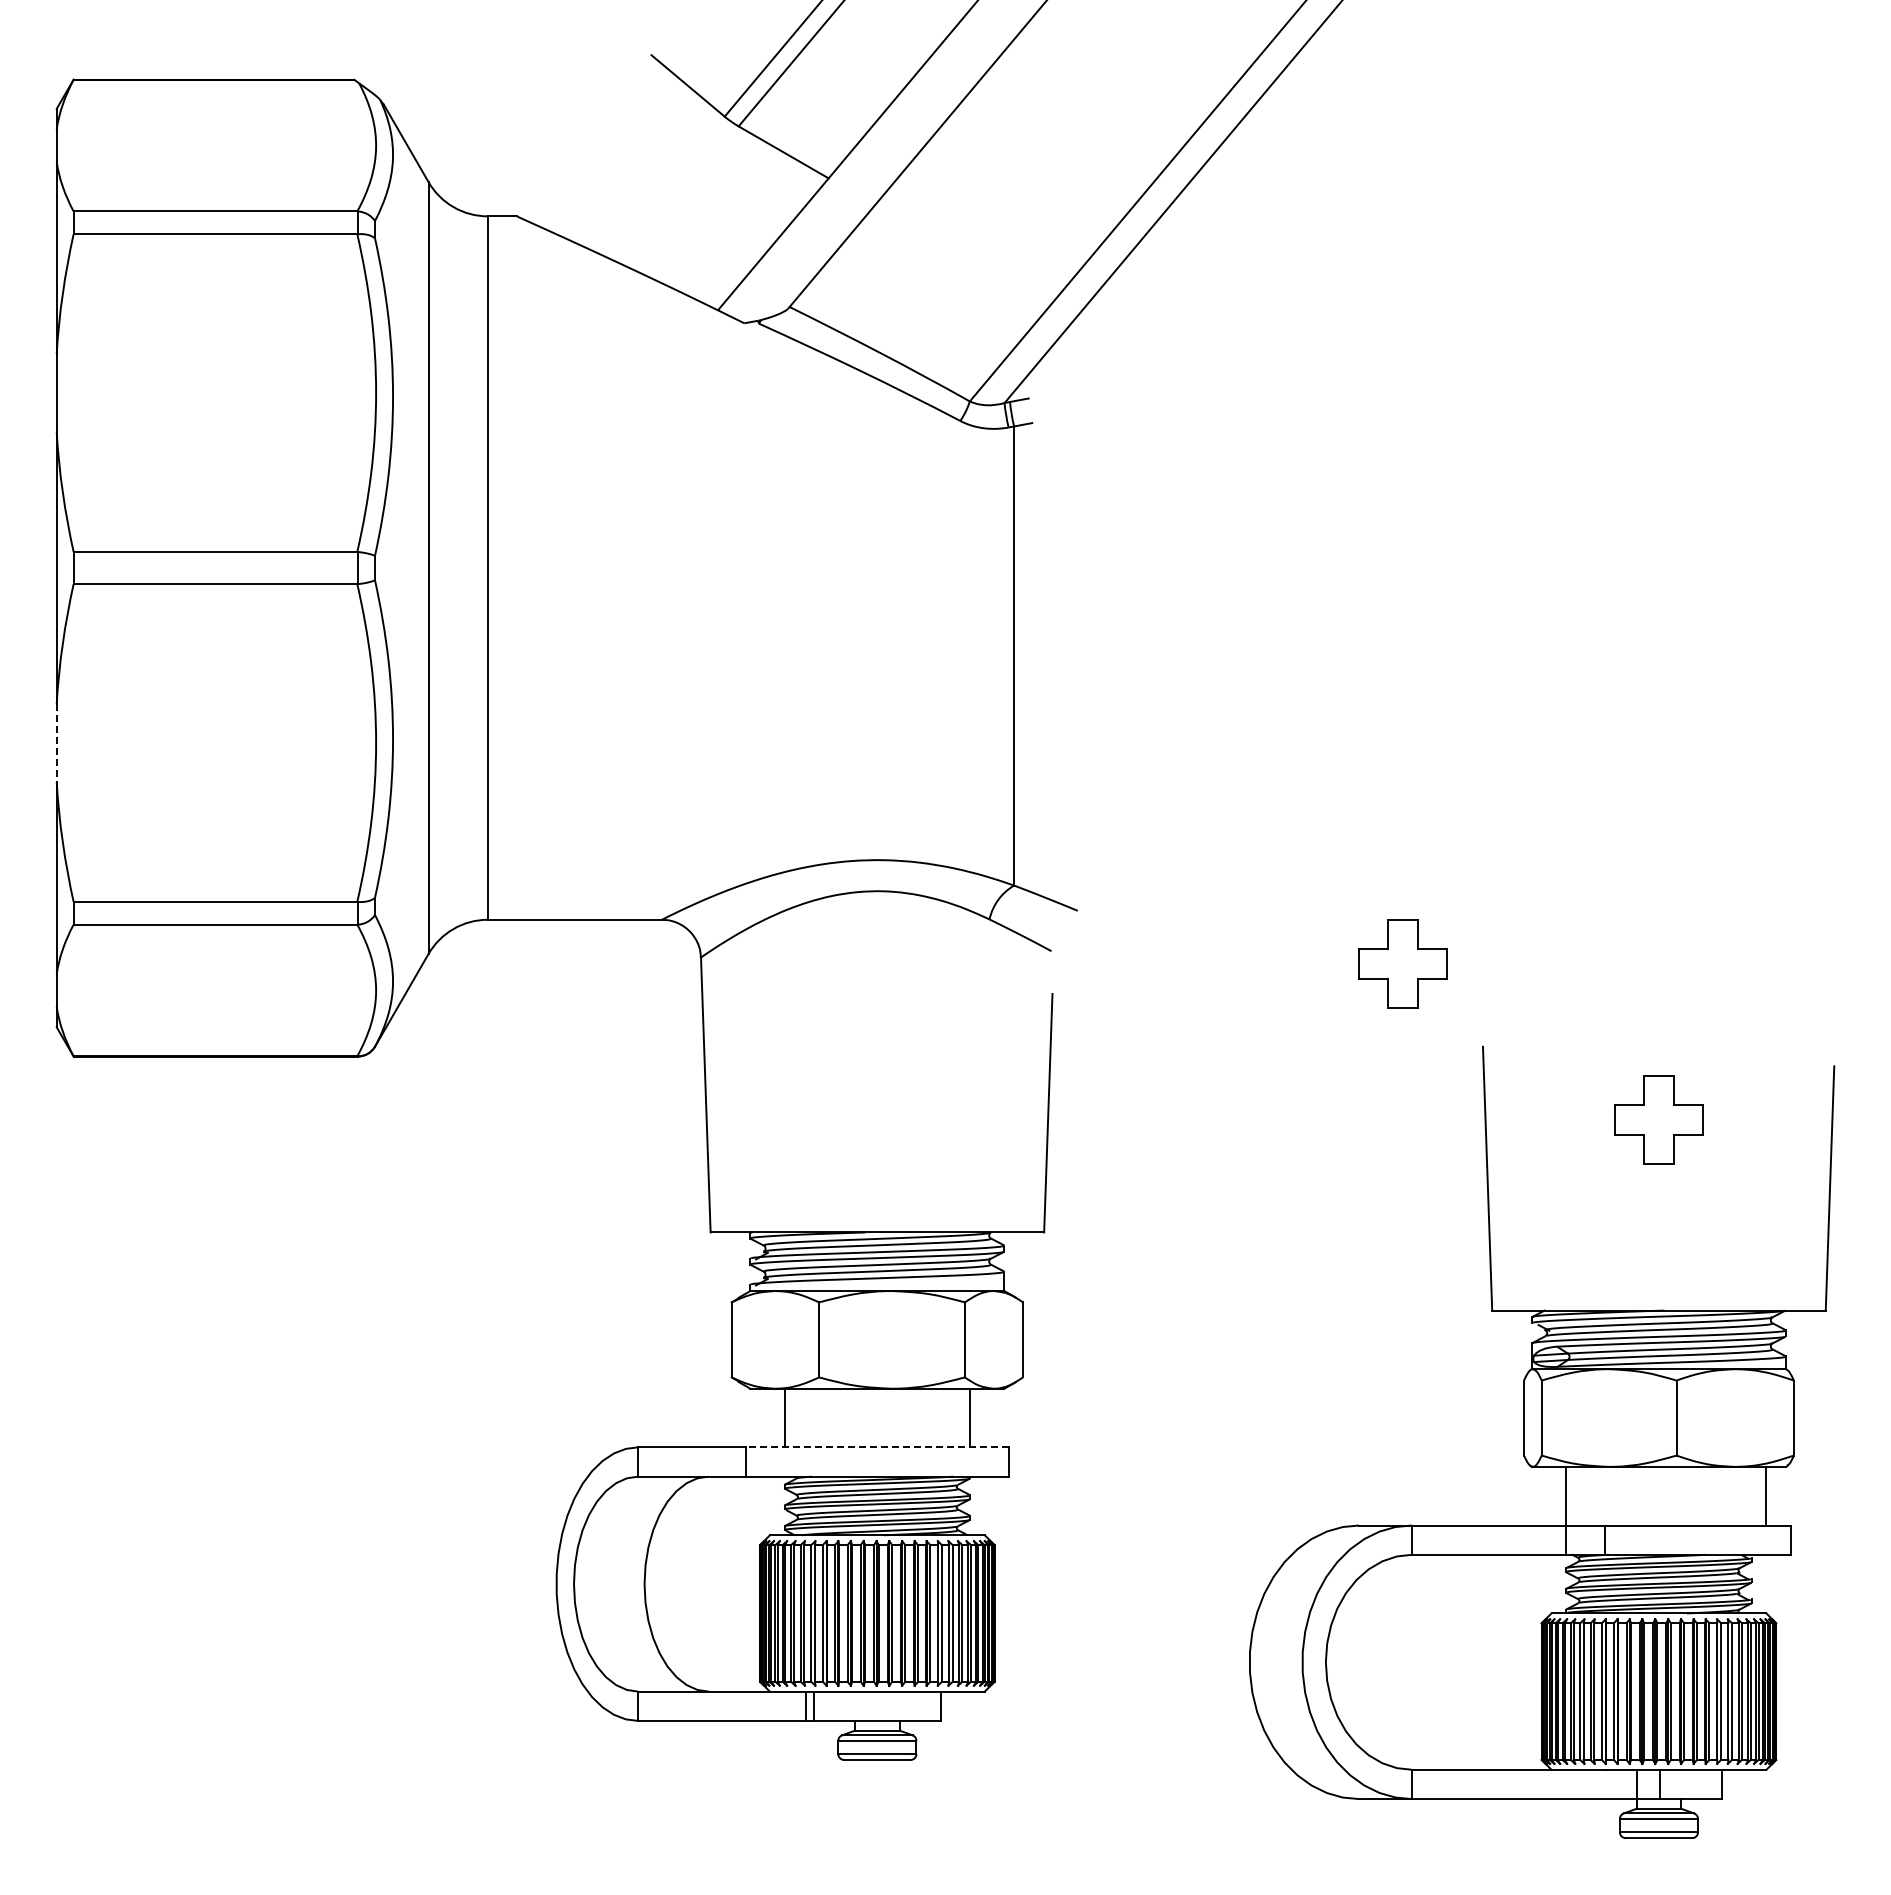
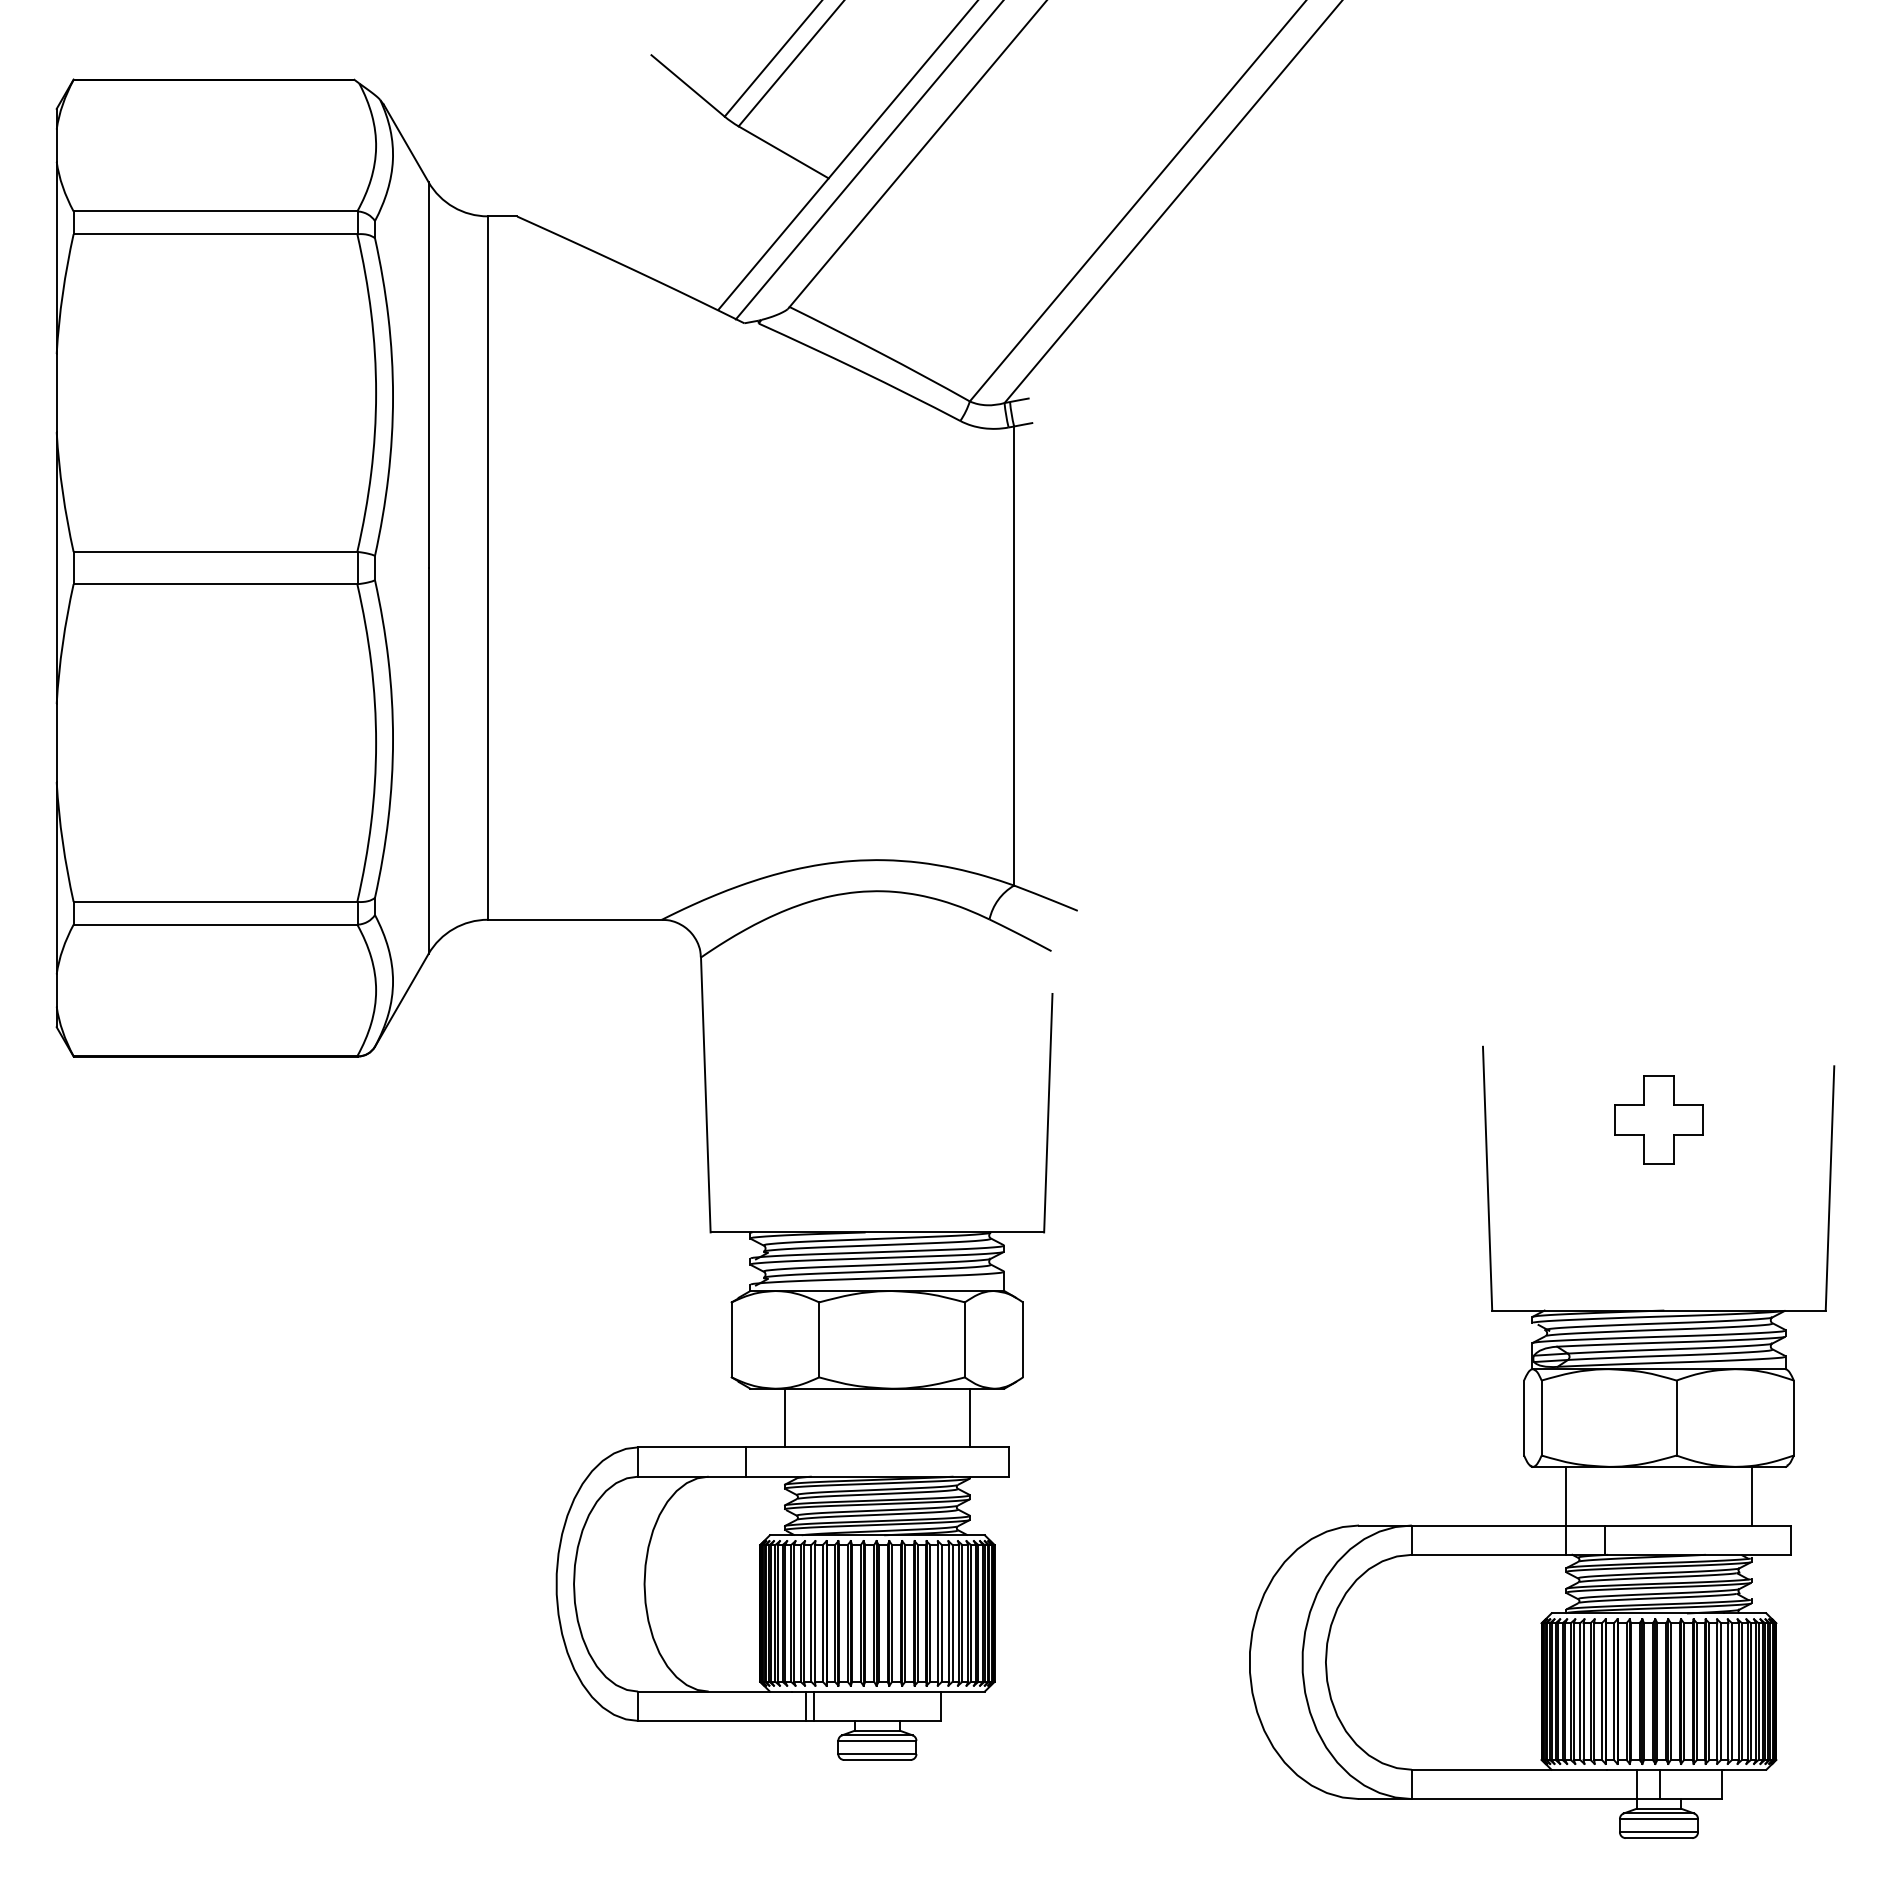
line: none -> present (868, 160)
line: dashed -> solid (56, 743)
part: present -> none (1402, 963)
line: dashed -> solid (877, 1447)
line position: (1765, 1495) -> (1751, 1495) (1751, 1495)
